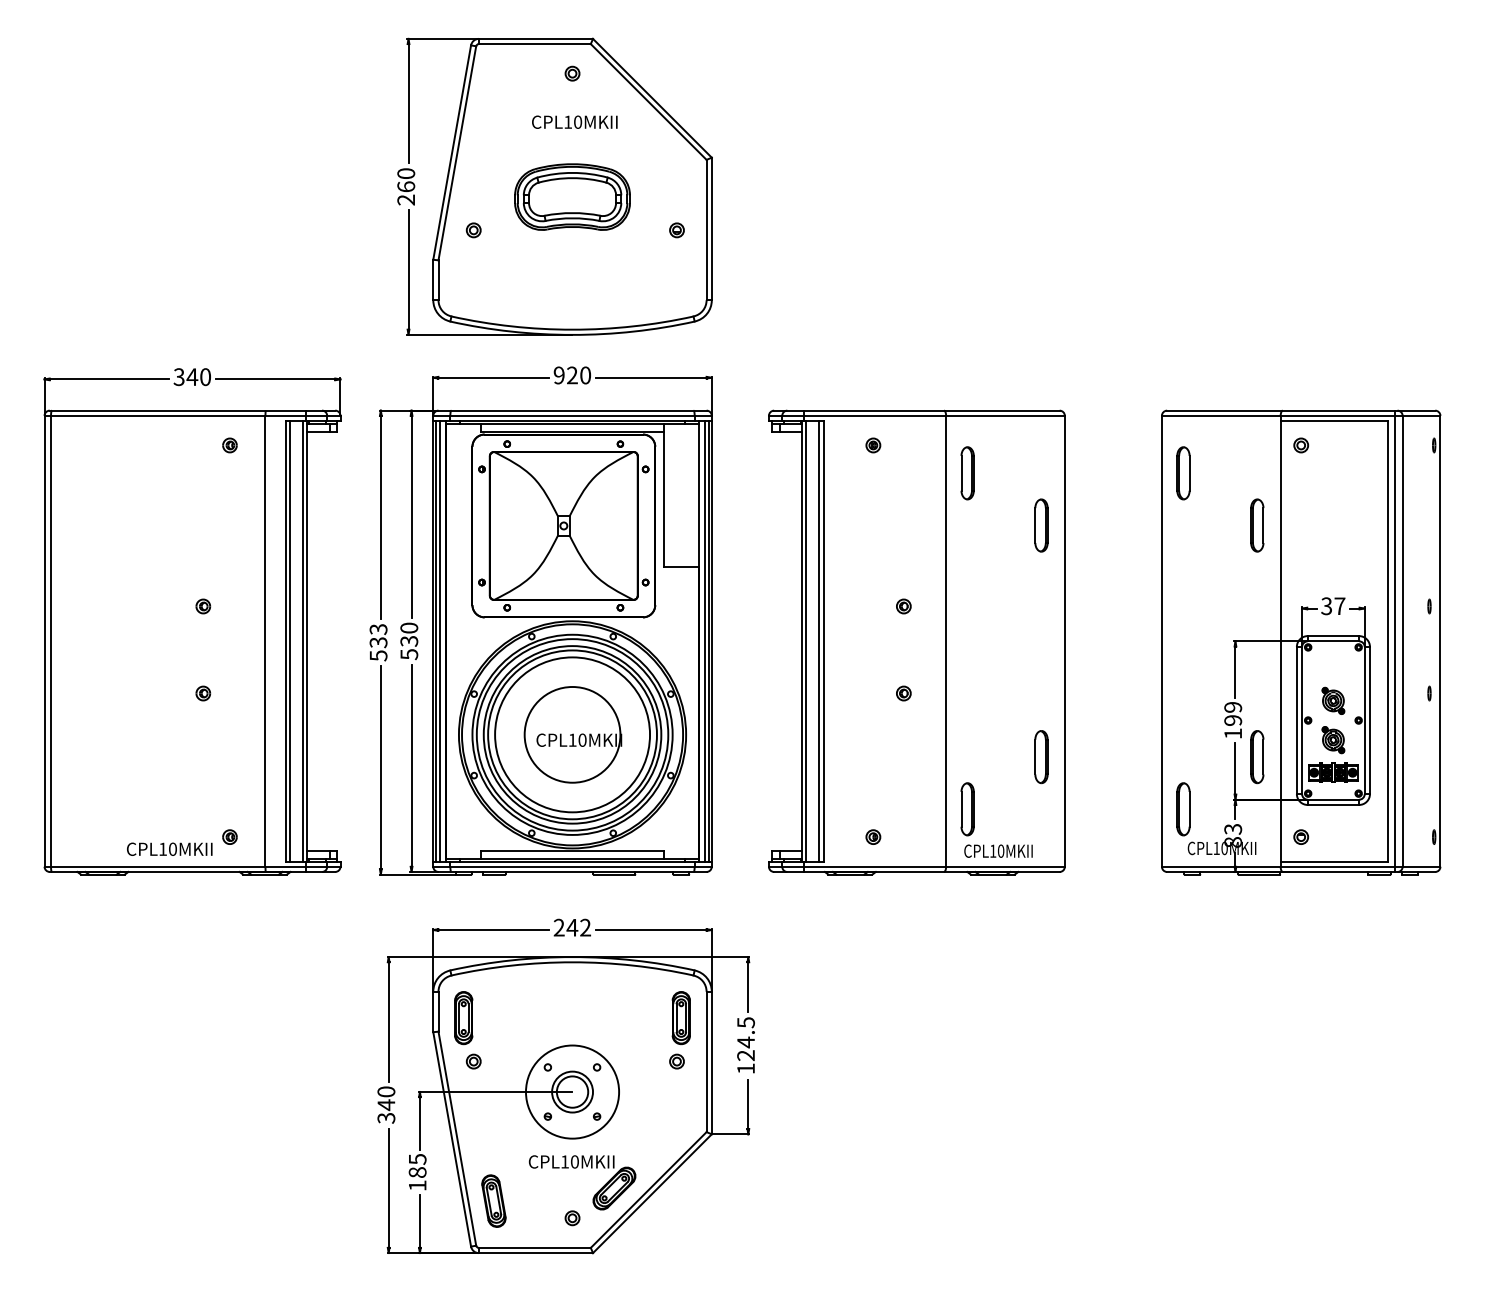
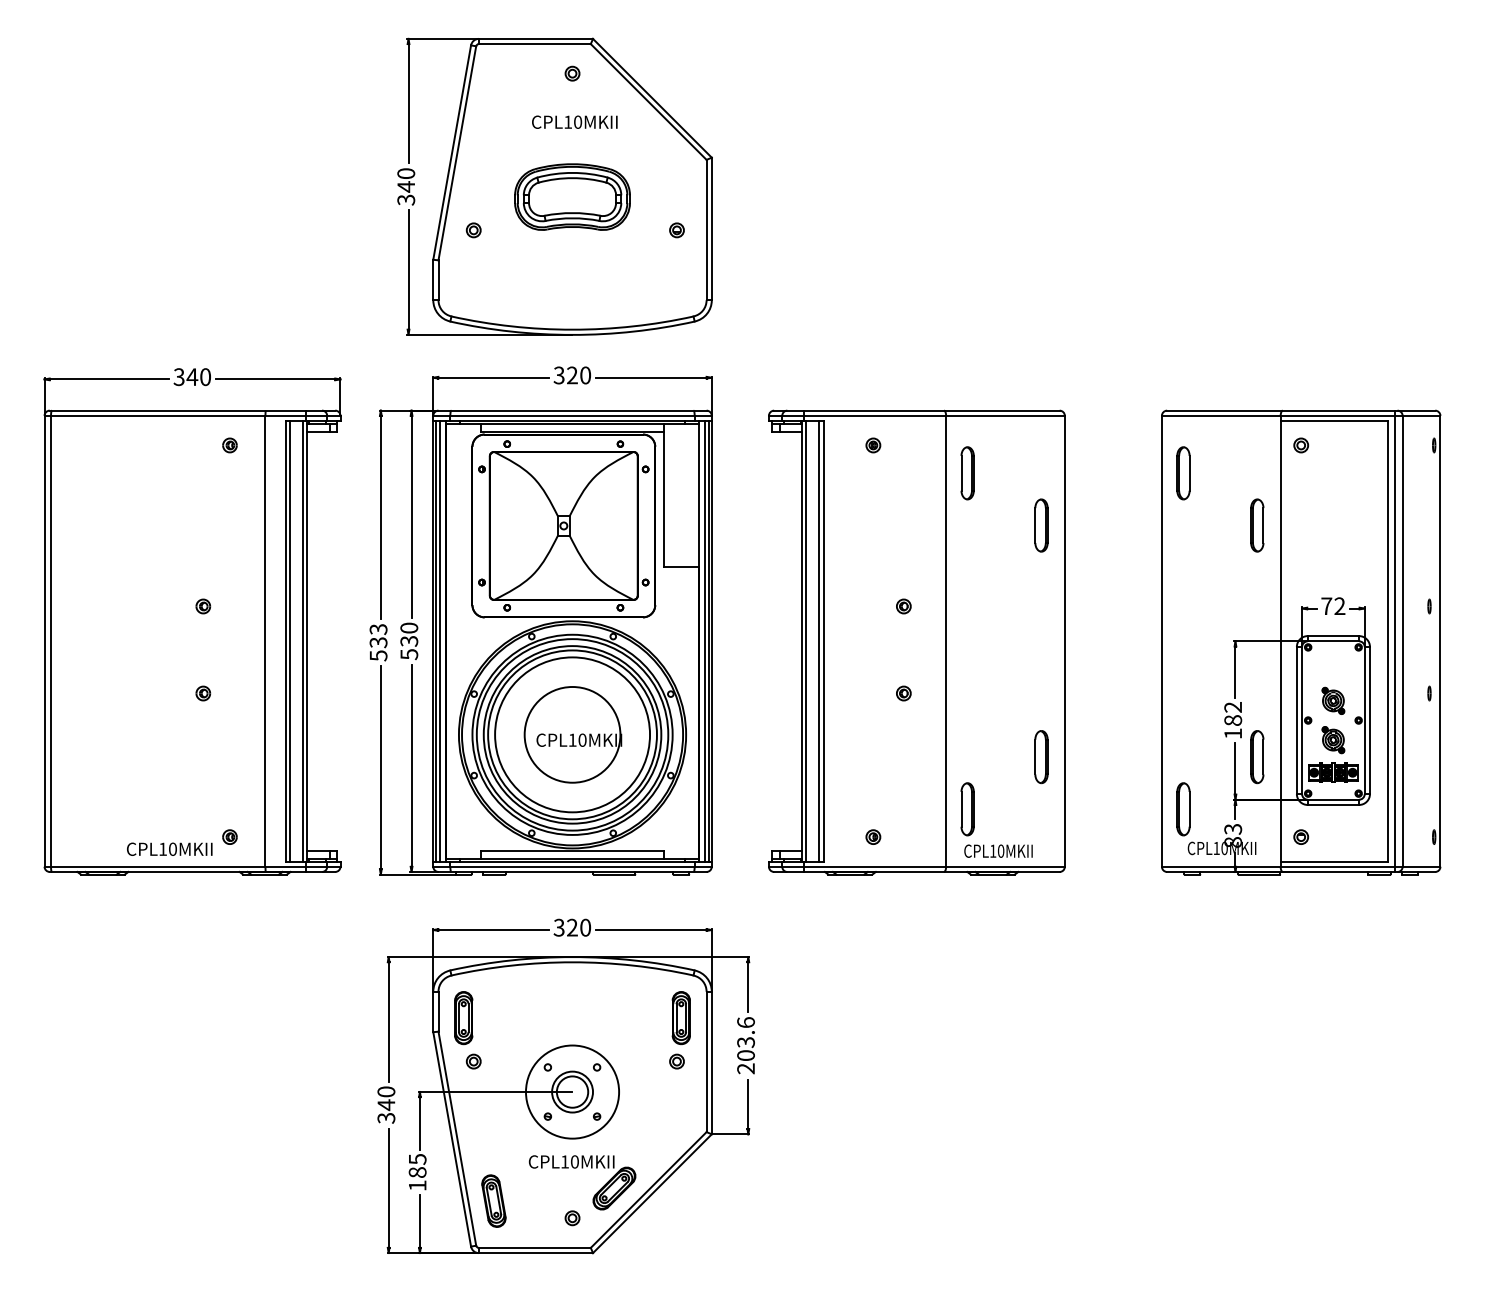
text: 260 -> 340 (406, 193)
text: 920 -> 320 (558, 375)
text: 37 -> 72 (1333, 606)
text: 199 -> 182 (1233, 713)
text: 242 -> 320 (572, 927)
text: 124.5 -> 203.6 (745, 1045)
